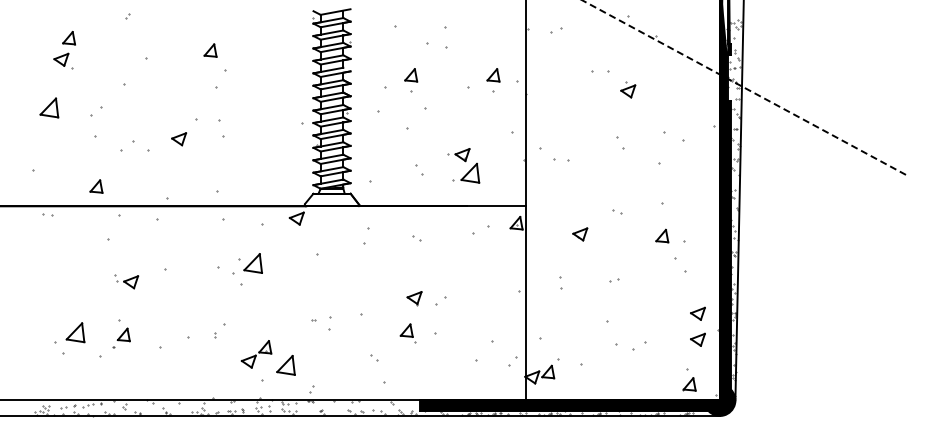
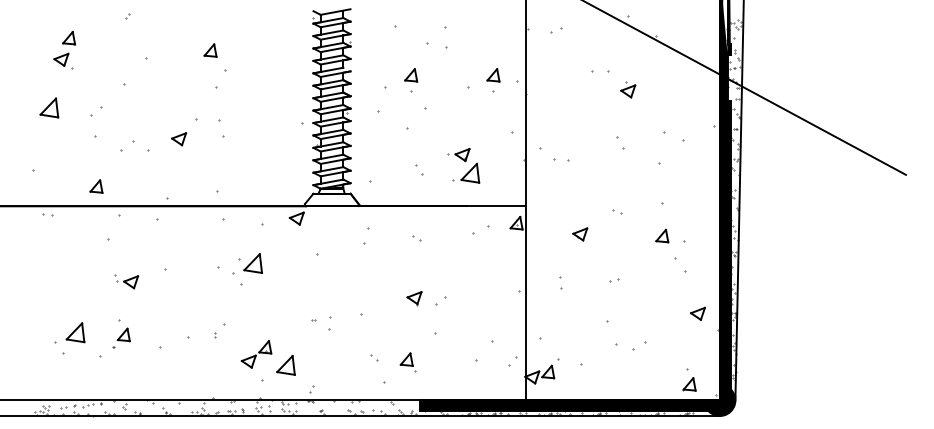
line: dashed -> solid (744, 87)
part position: (407, 333) -> (407, 362) (407, 362)
part: present -> none (697, 339)
